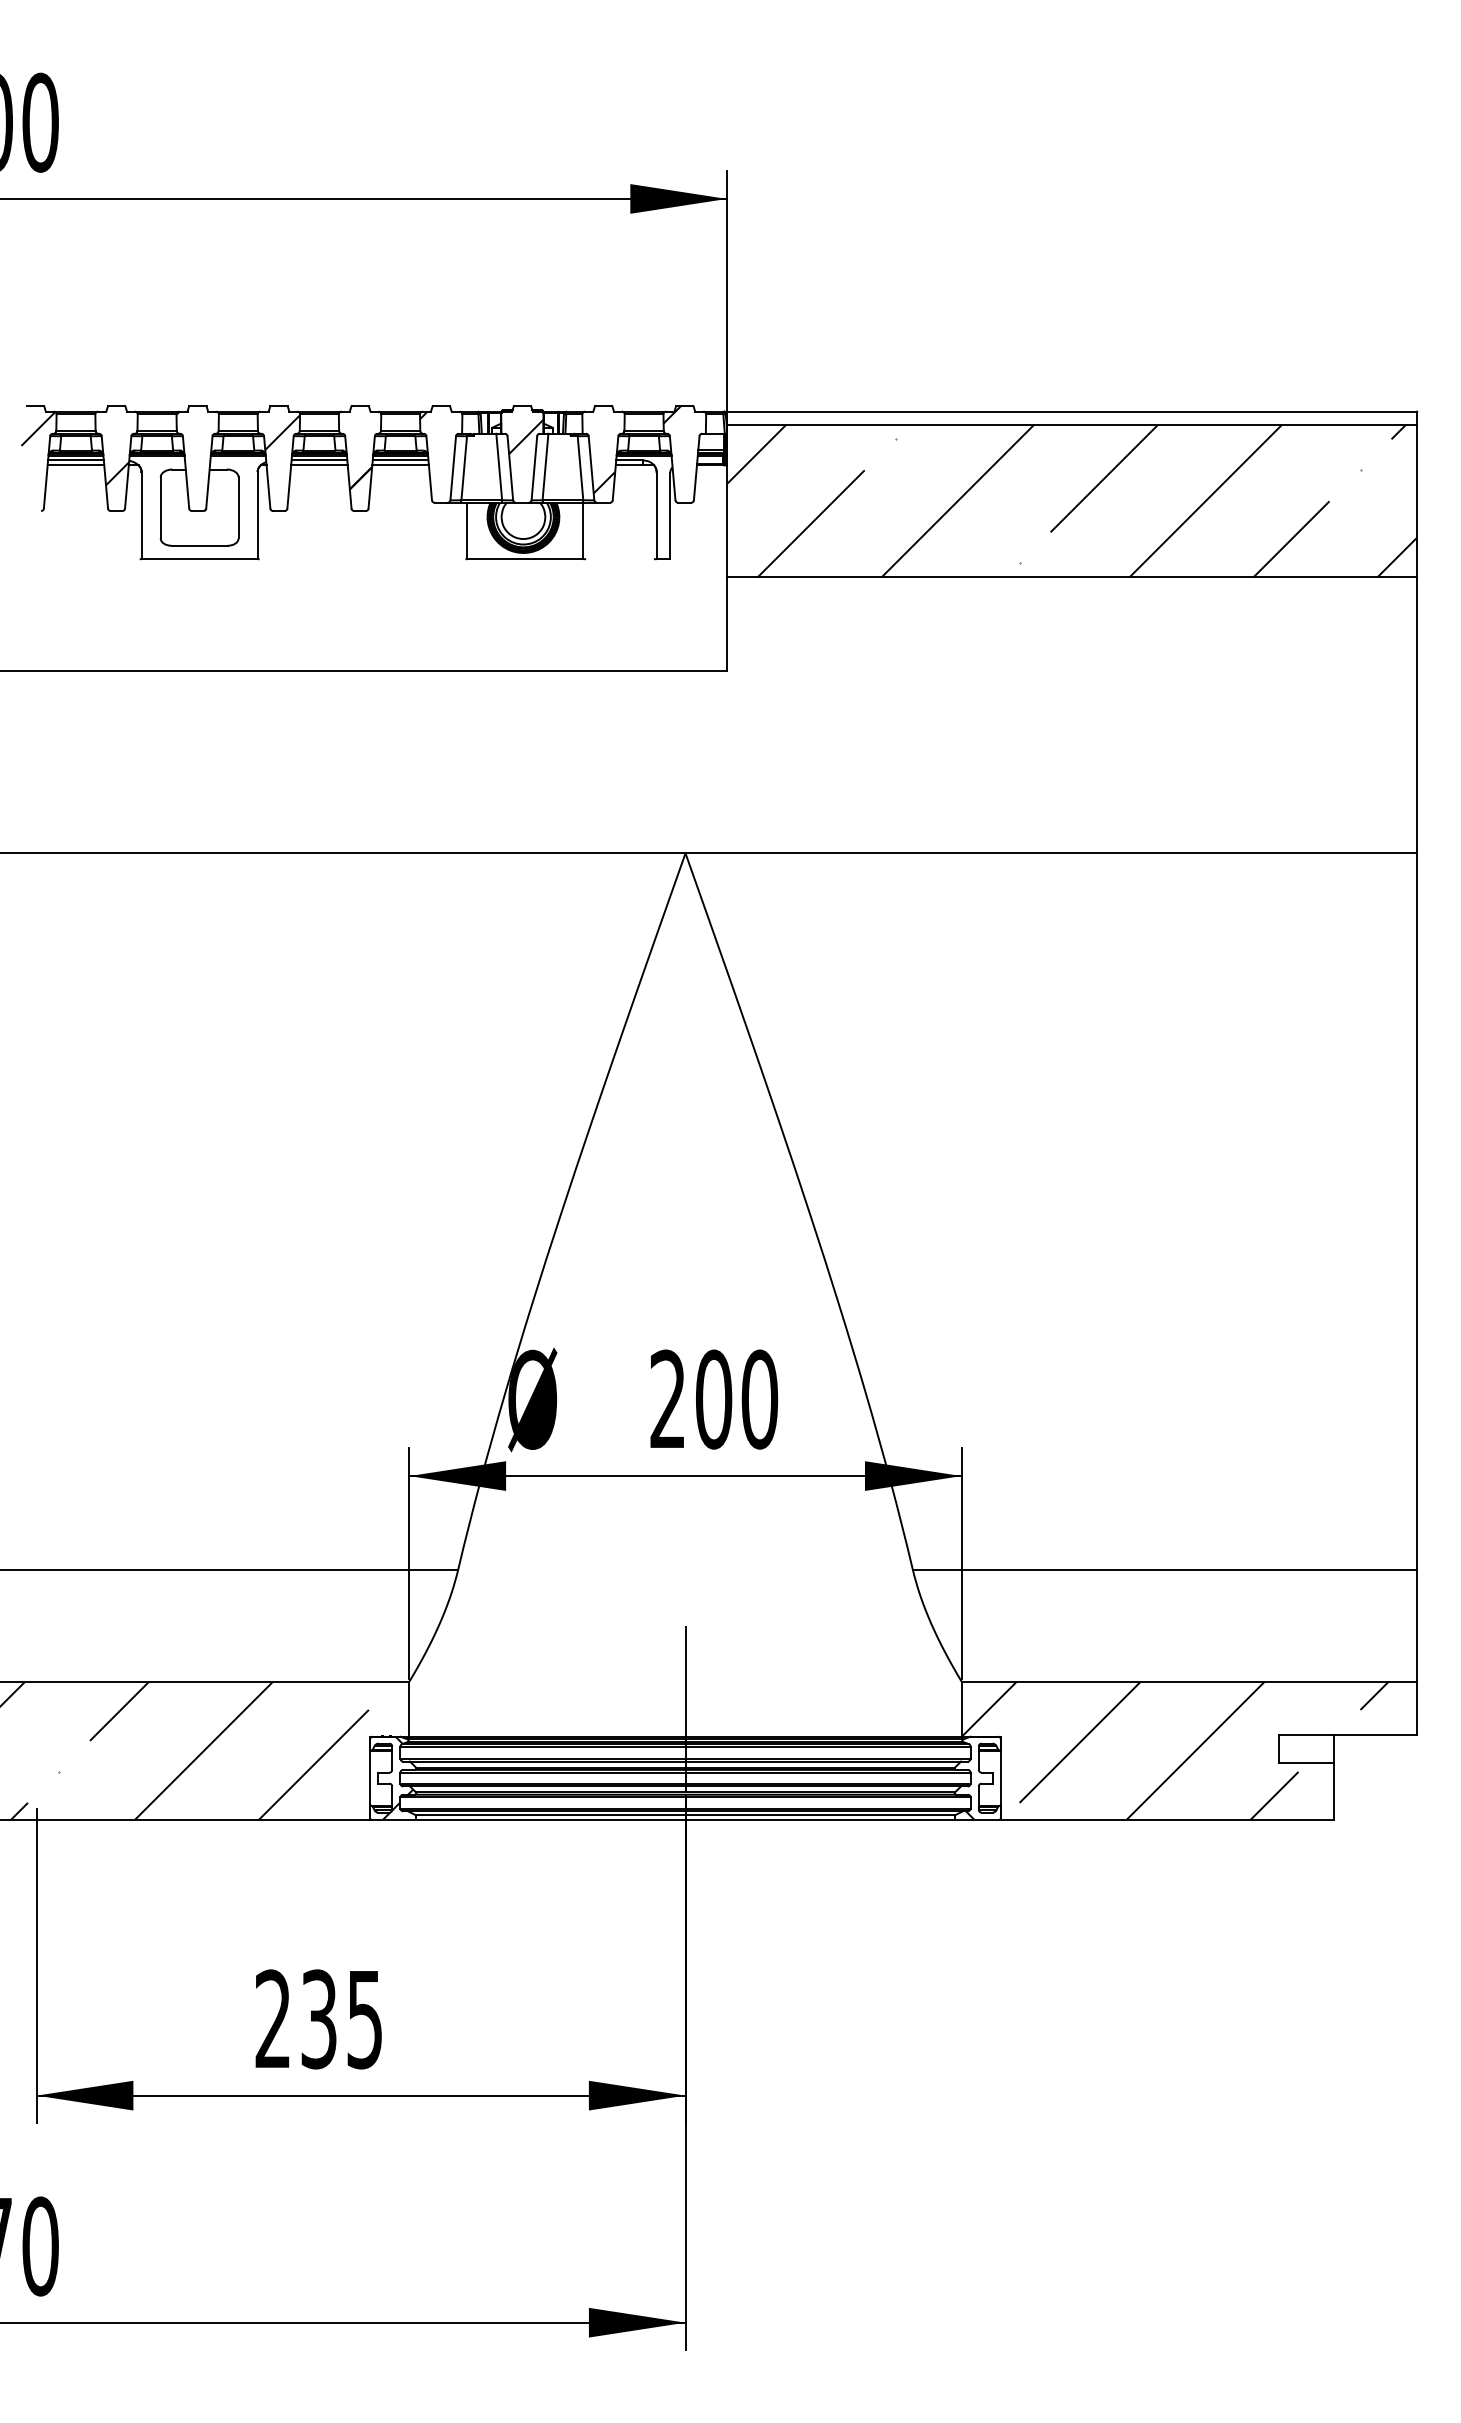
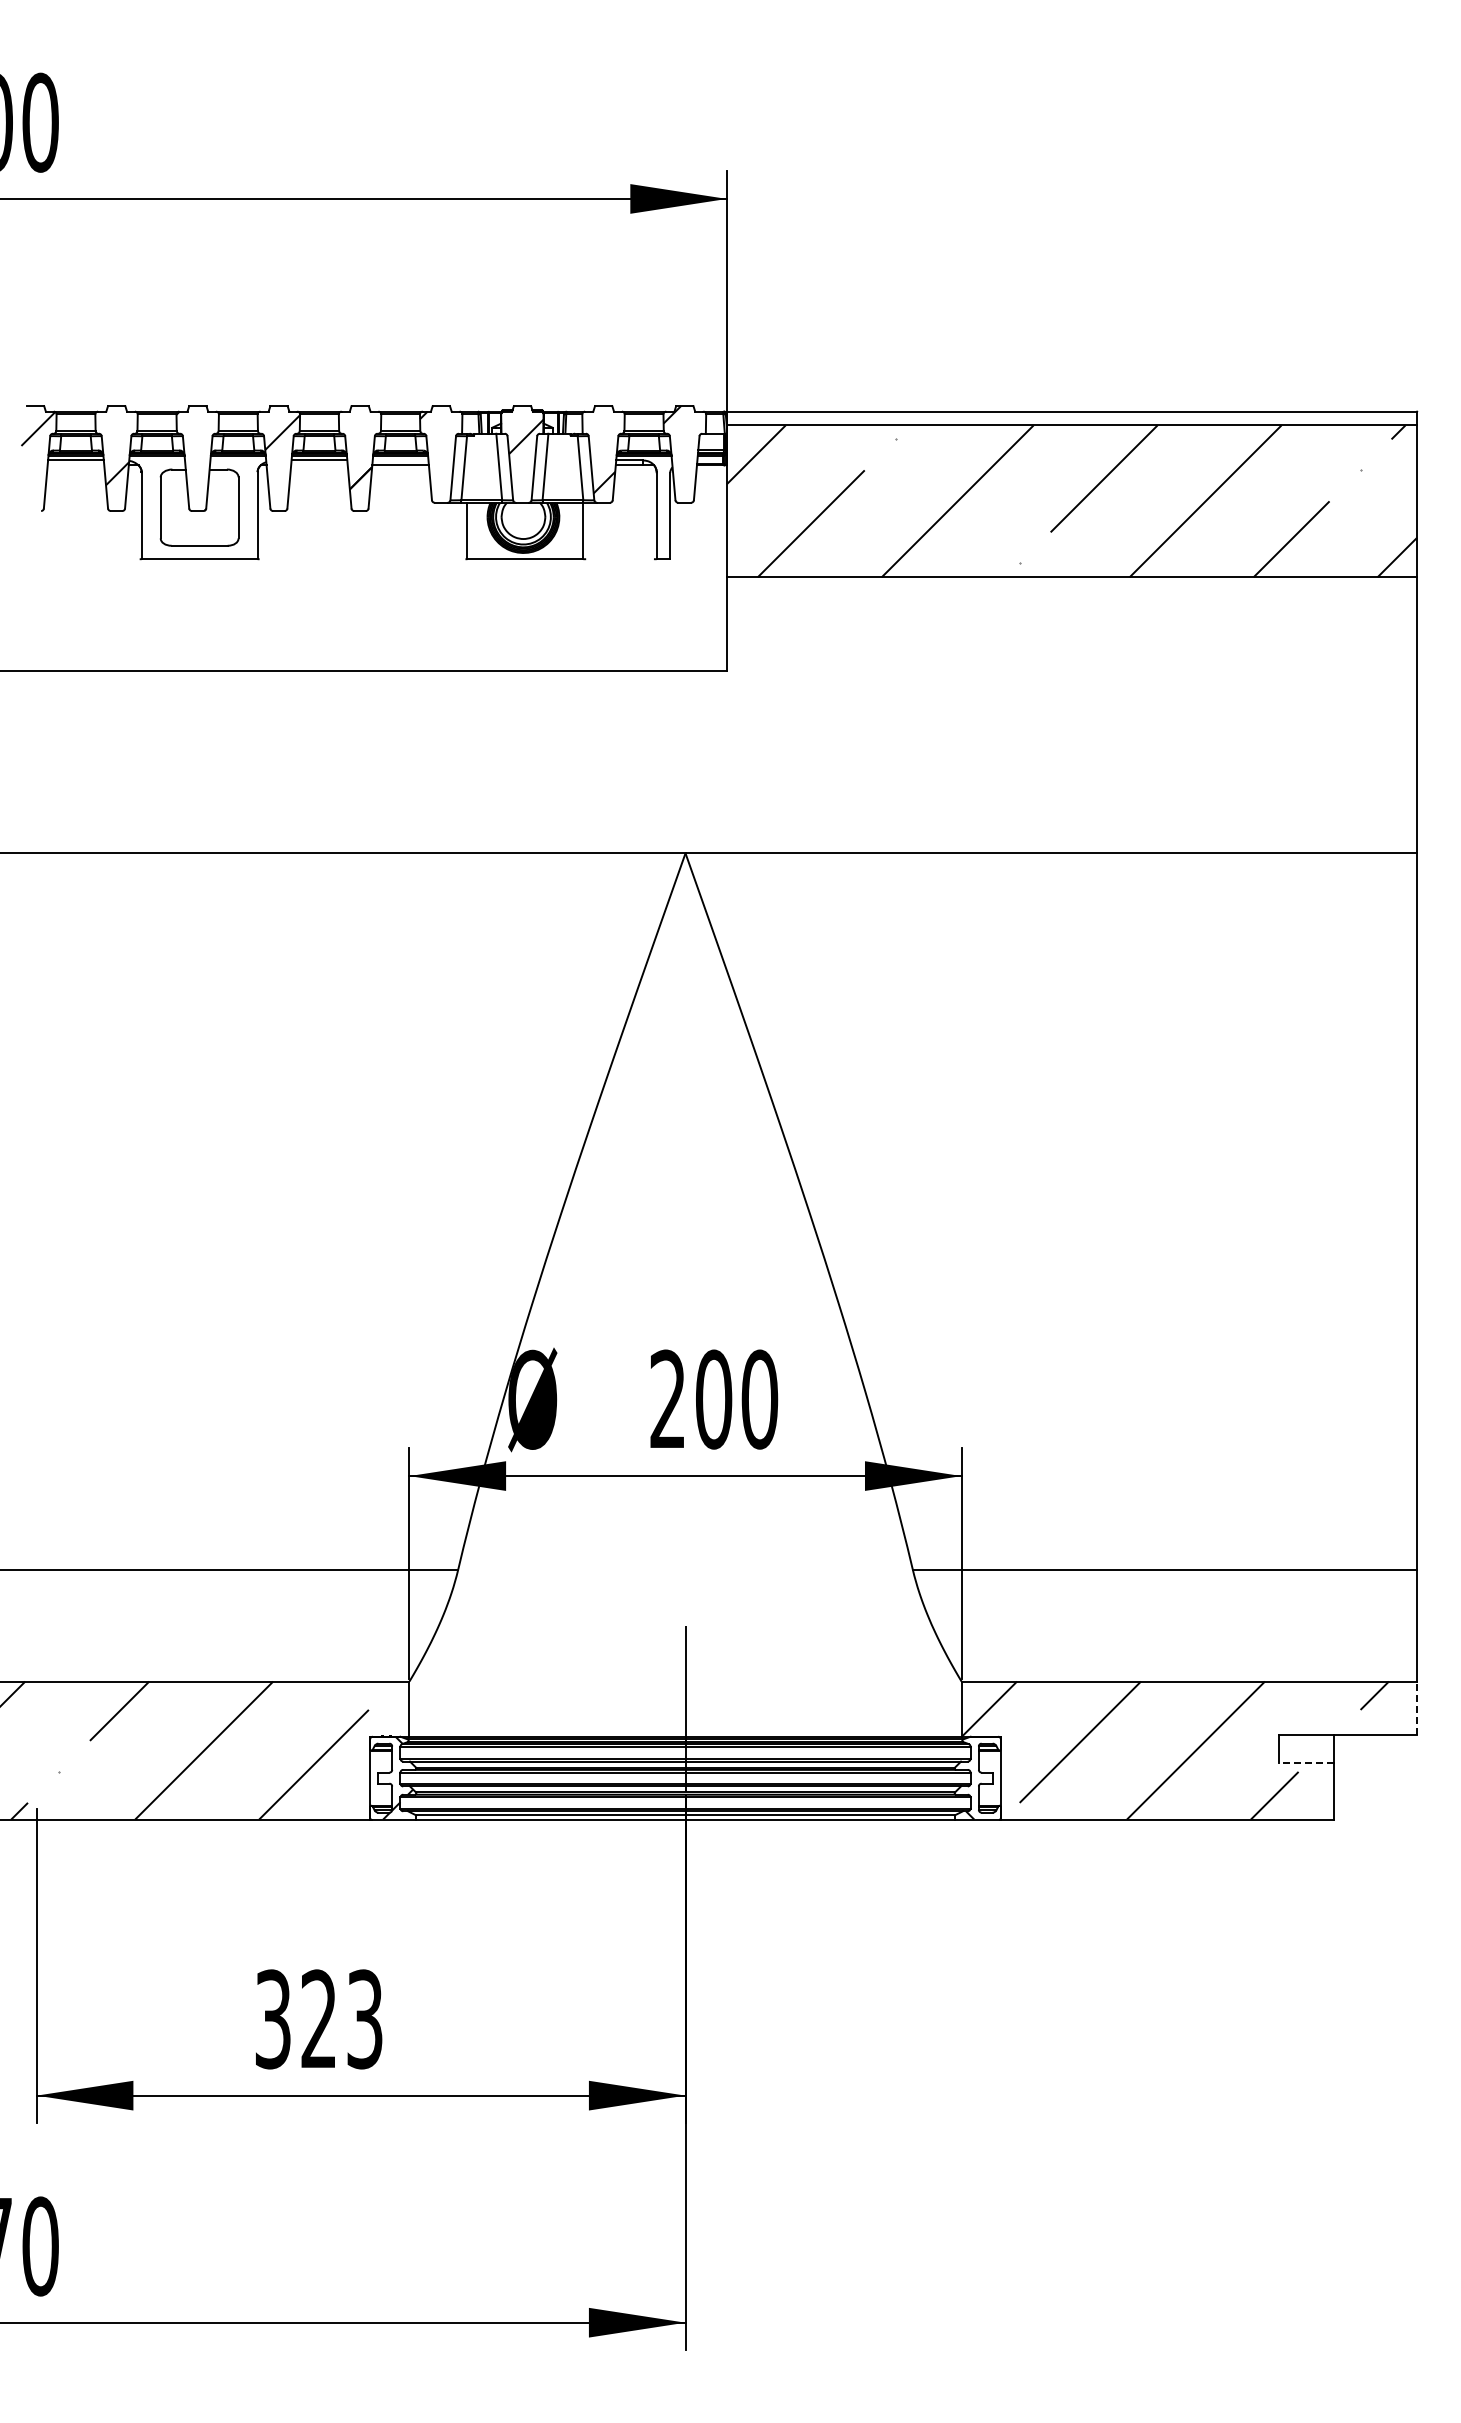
line: present -> none (400, 460)
line: present -> none (75, 465)
line: present -> none (319, 465)
line: solid -> dashed (1417, 1708)
line: solid -> dashed (1306, 1762)
text: 235 -> 323 (318, 2019)
